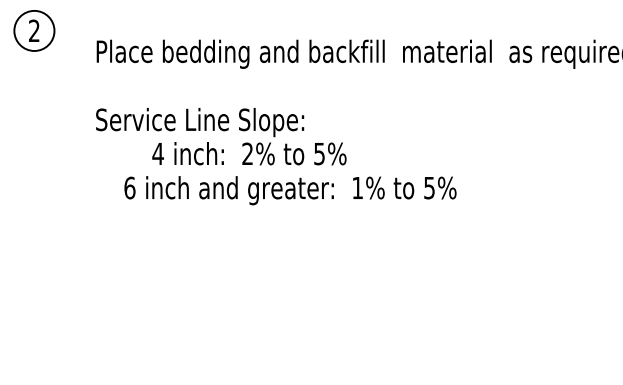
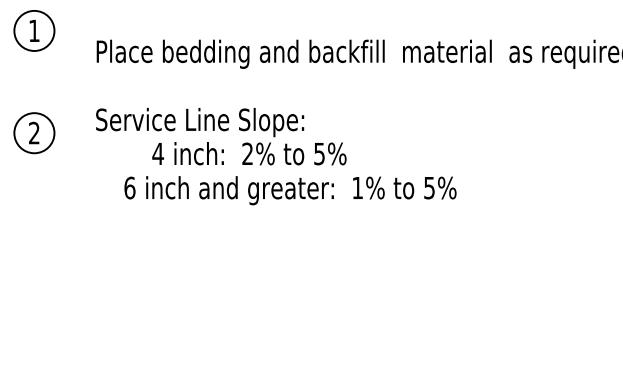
text: 2 -> 1 (34, 30)
part: none -> present (34, 133)
